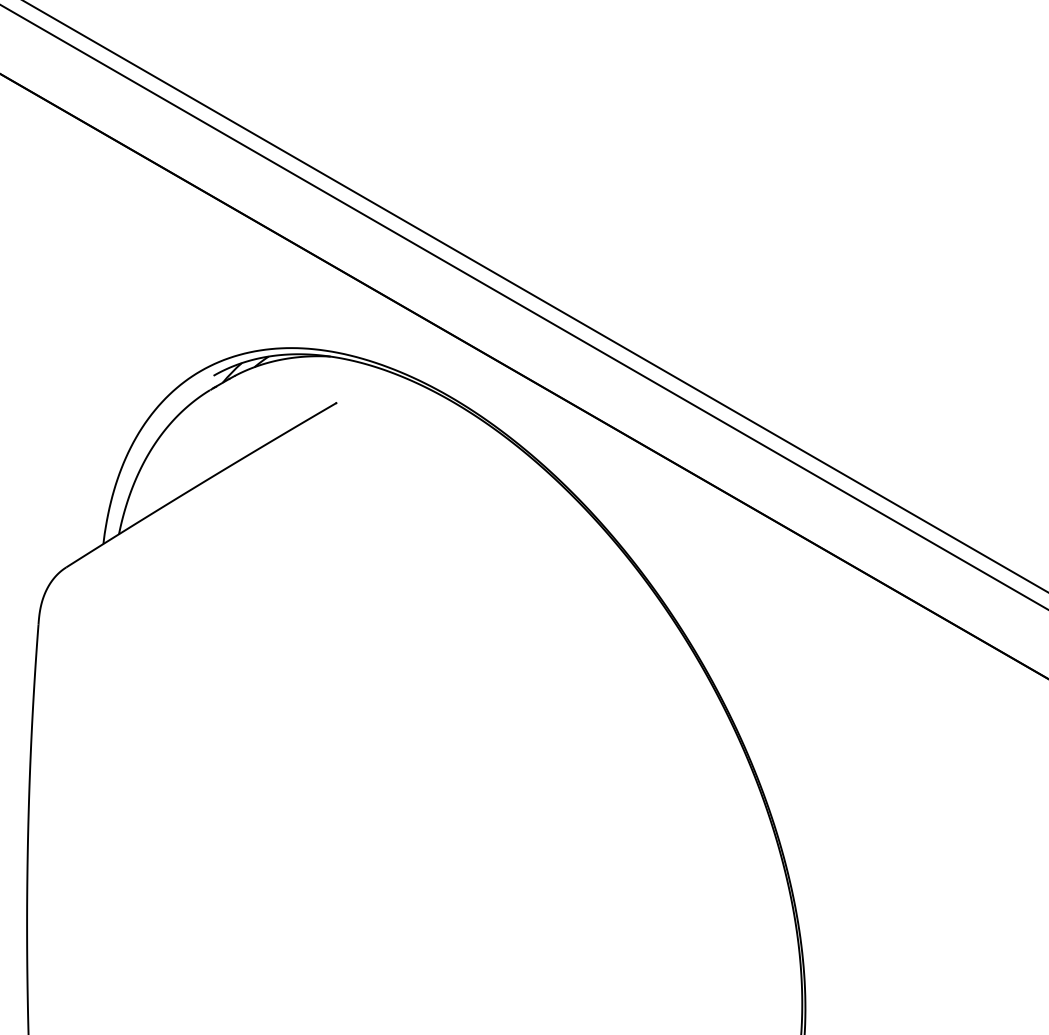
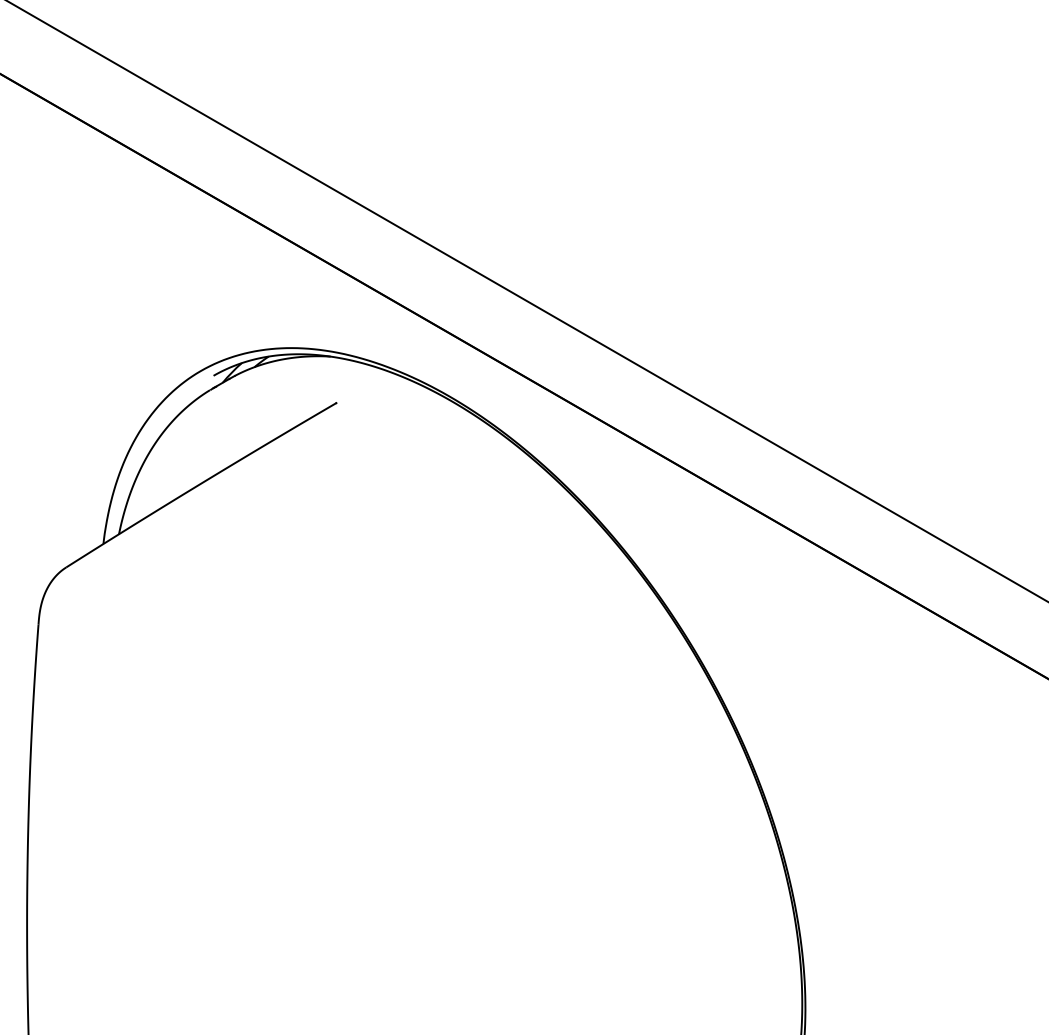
line: present -> none (535, 296)
line position: (523, 307) -> (527, 301) (527, 301)
